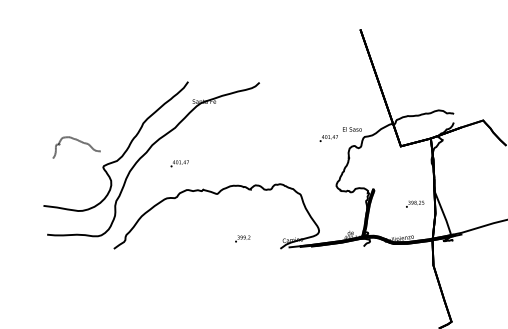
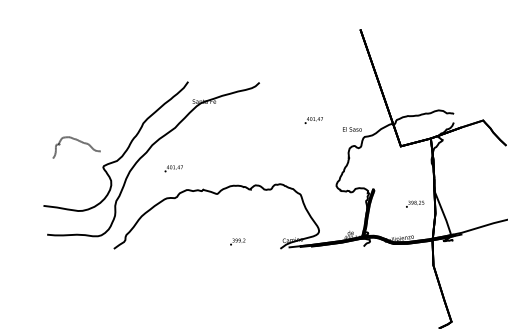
text position: (328, 138) -> (313, 120) (313, 120)
text position: (179, 163) -> (173, 168) (173, 168)
text position: (242, 238) -> (237, 241) (237, 241)
